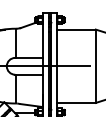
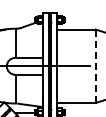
line: solid -> dashed (95, 66)
